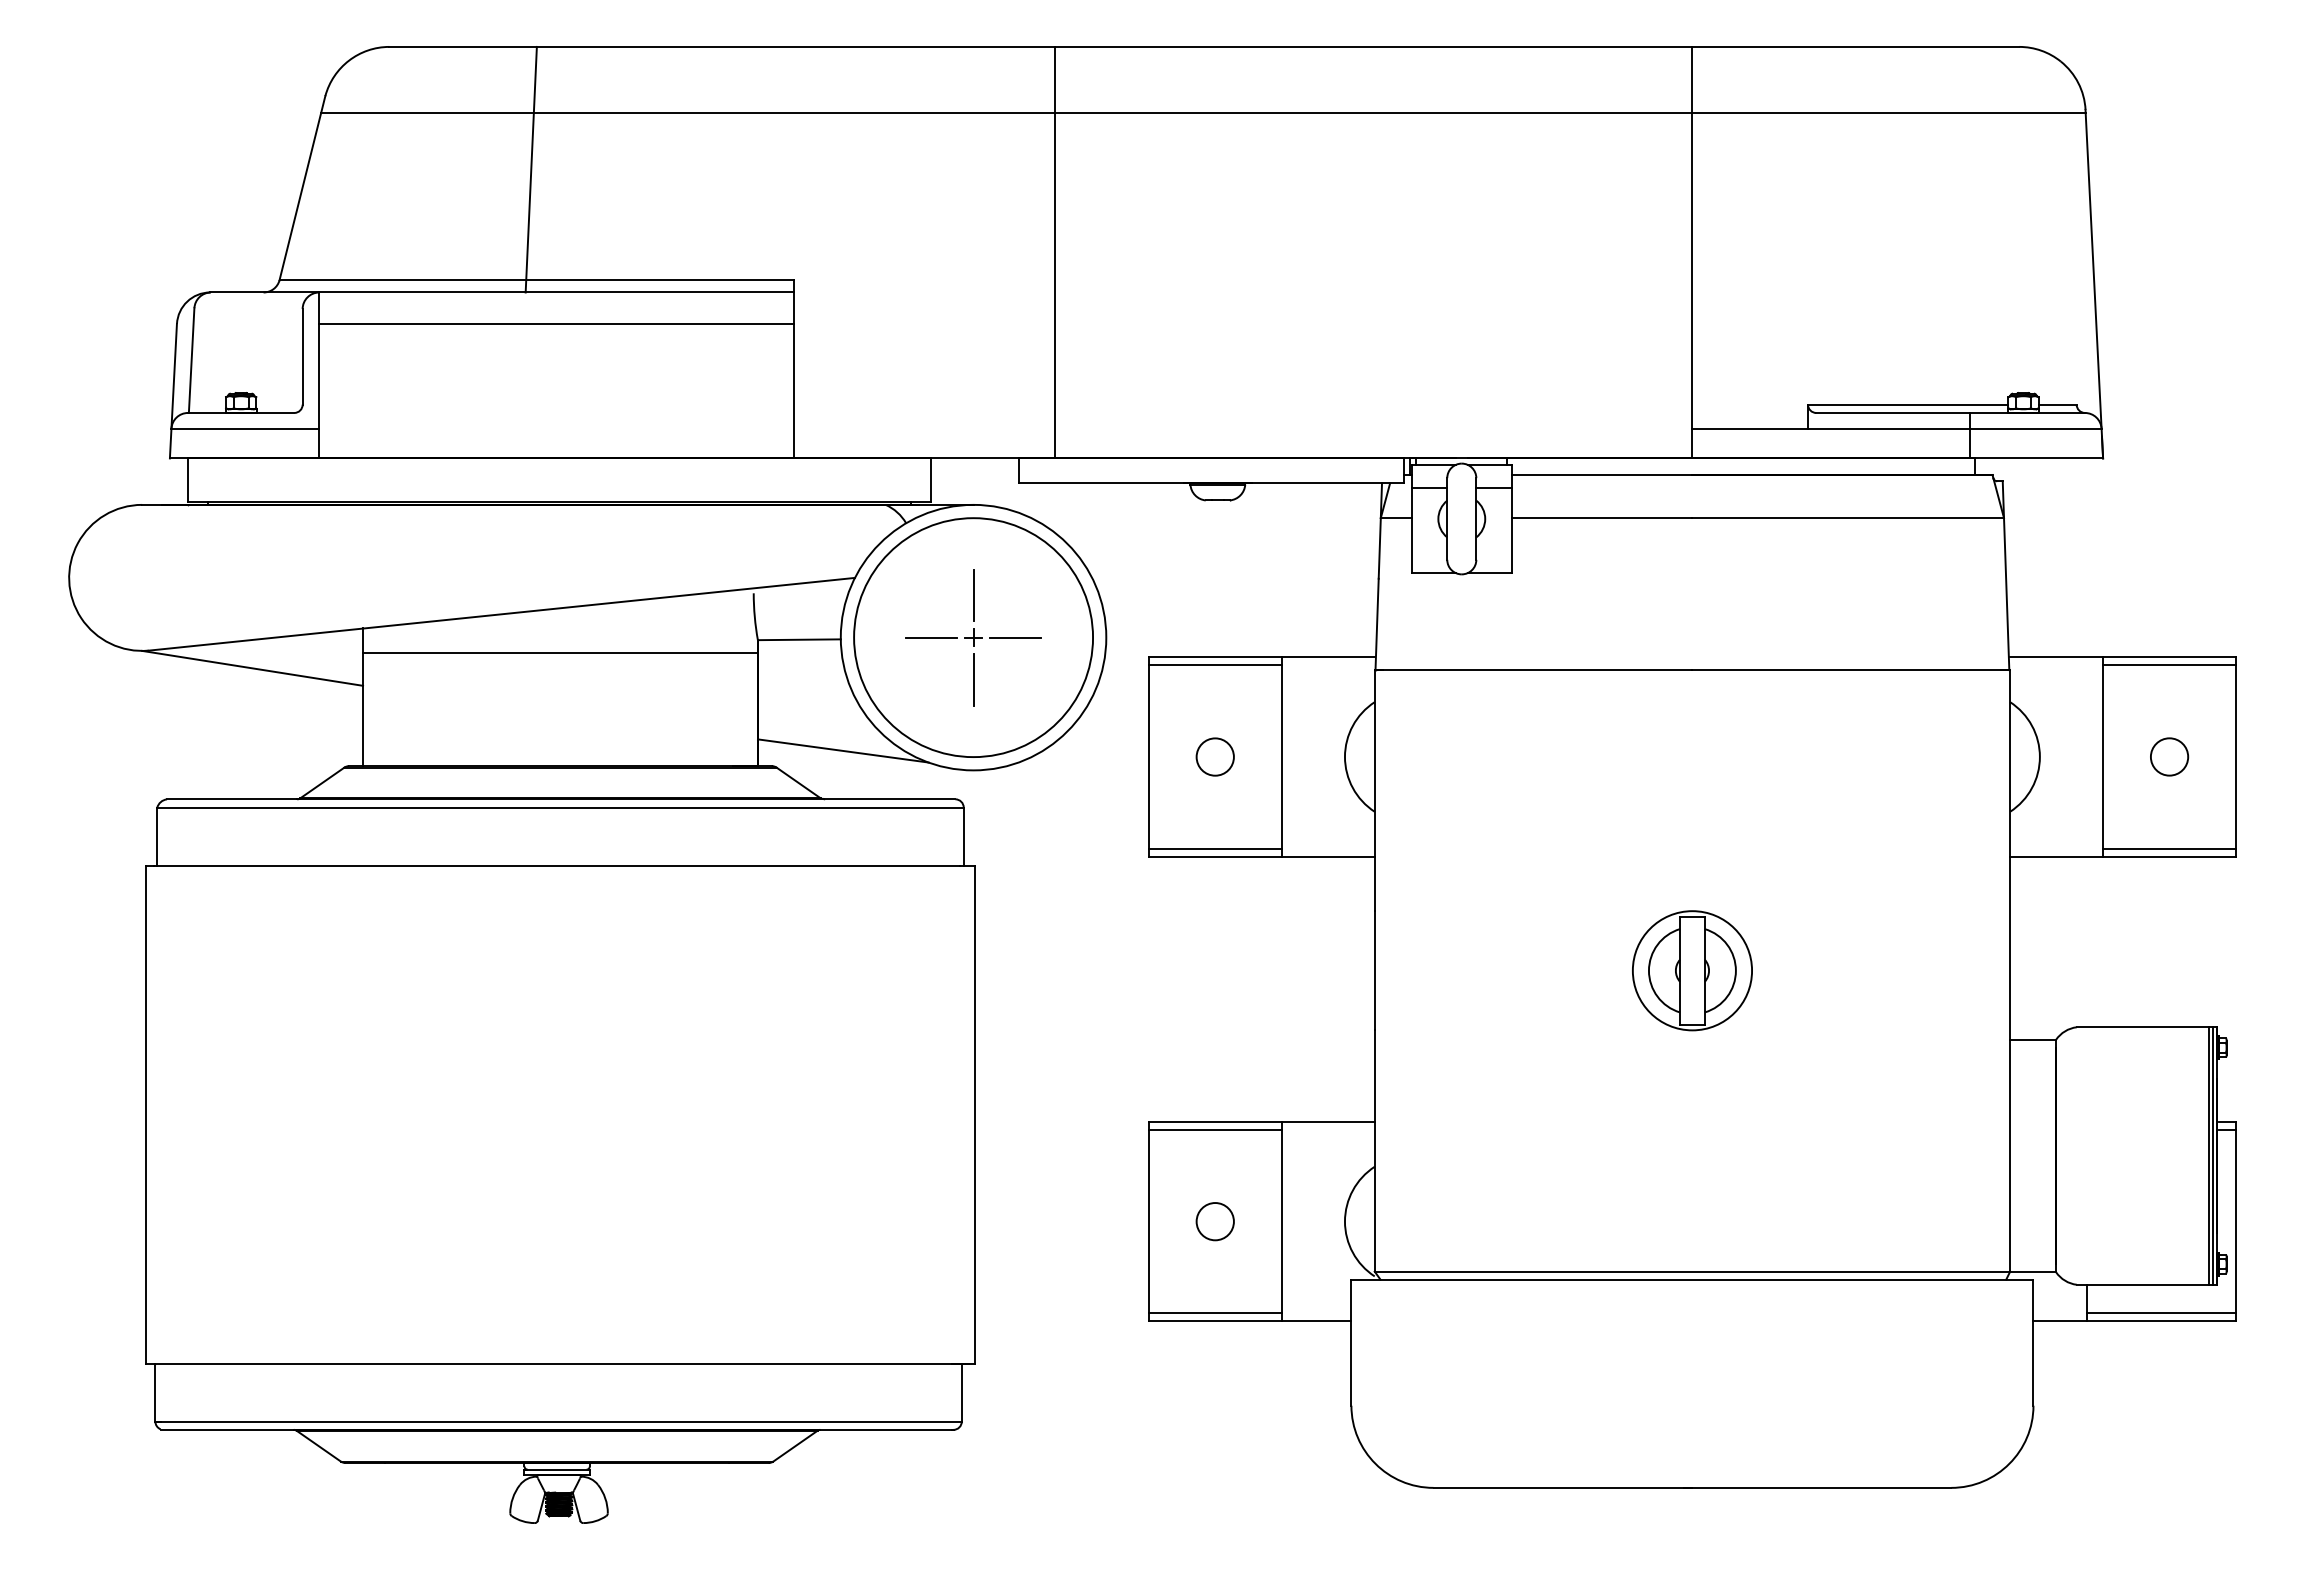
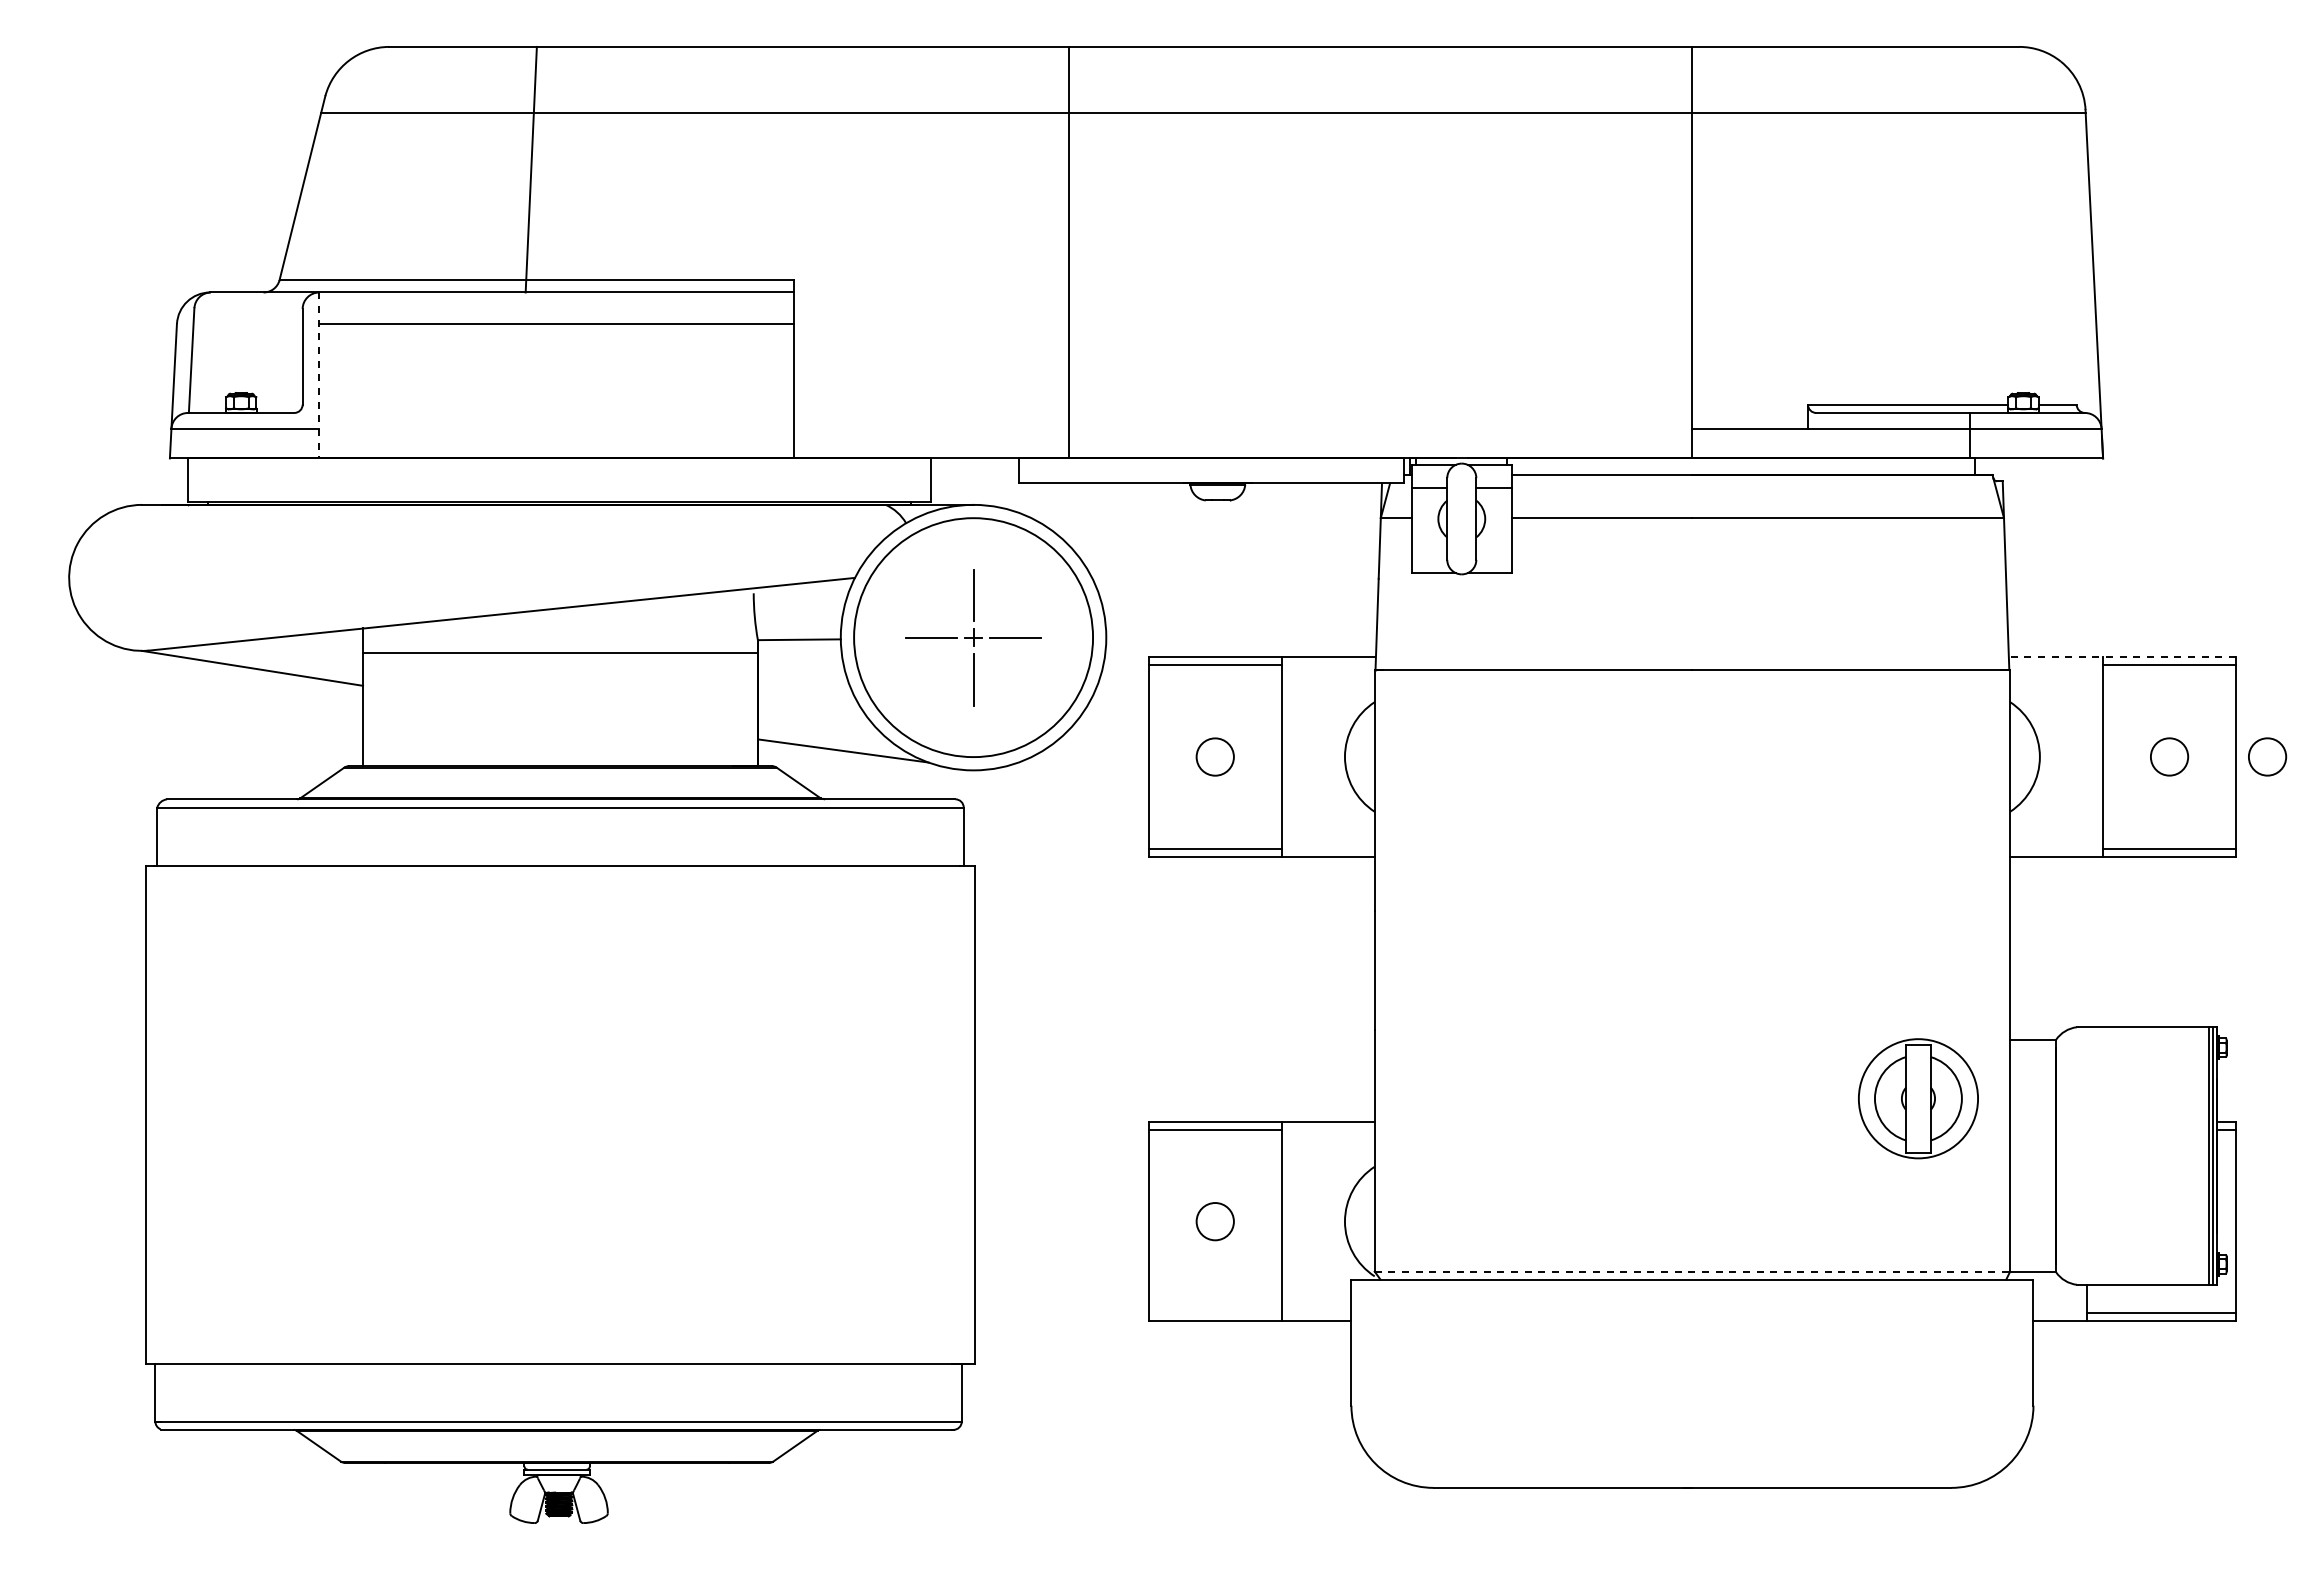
line position: (1055, 252) -> (1069, 252) (1069, 252)
line: solid -> dashed (319, 375)
line: solid -> dashed (2123, 657)
circle: none -> present (2267, 756)
part position: (1692, 970) -> (1918, 1098) (1918, 1098)
line: solid -> dashed (1692, 1271)
line: present -> none (1214, 1313)
